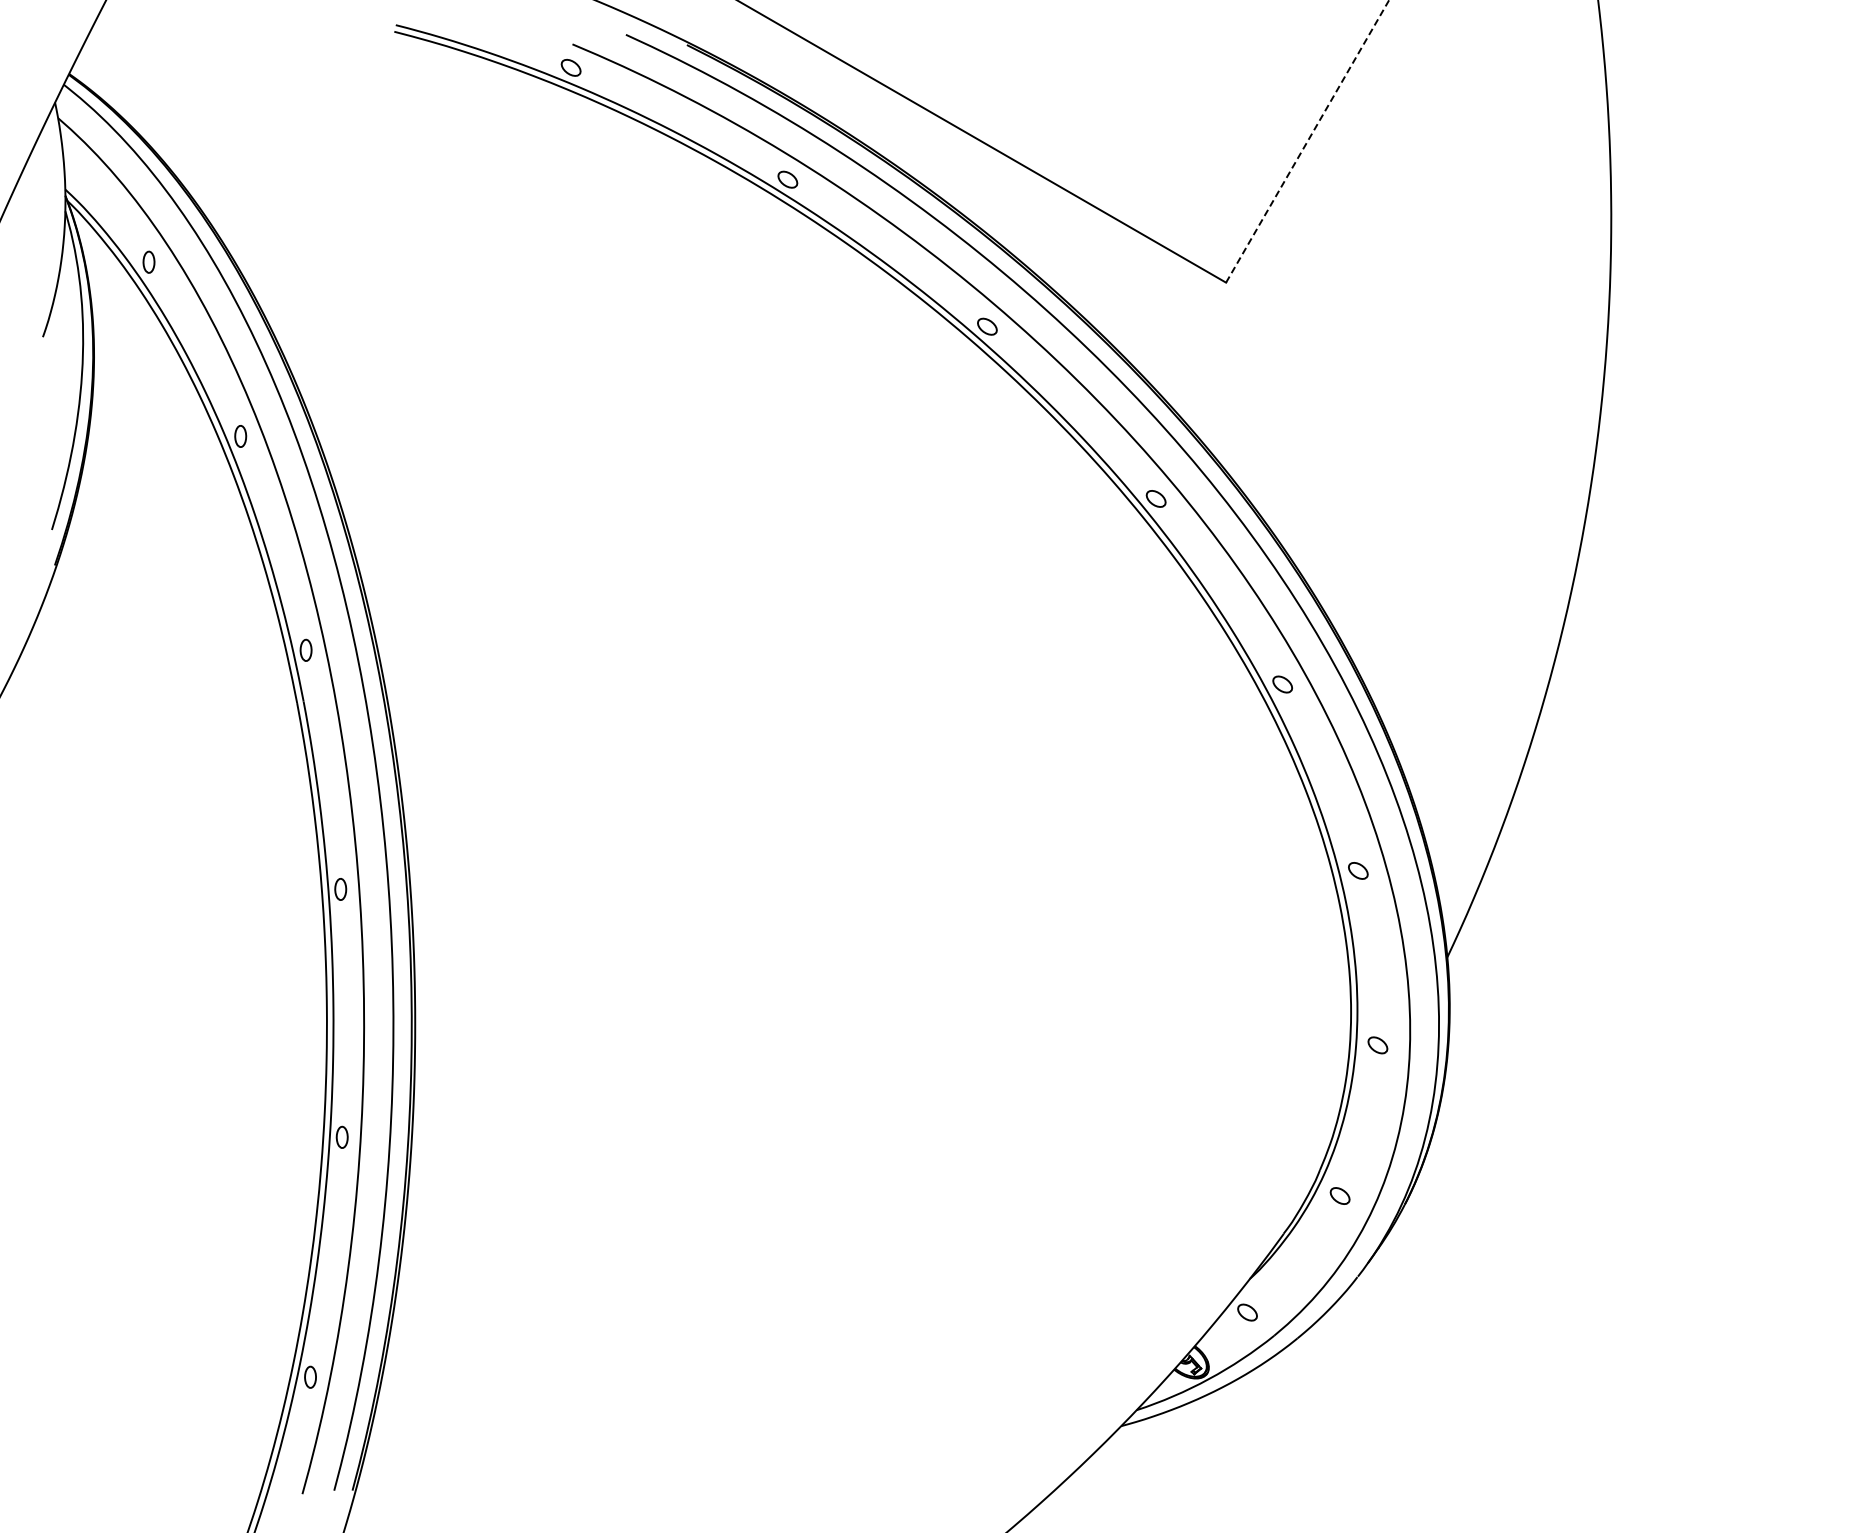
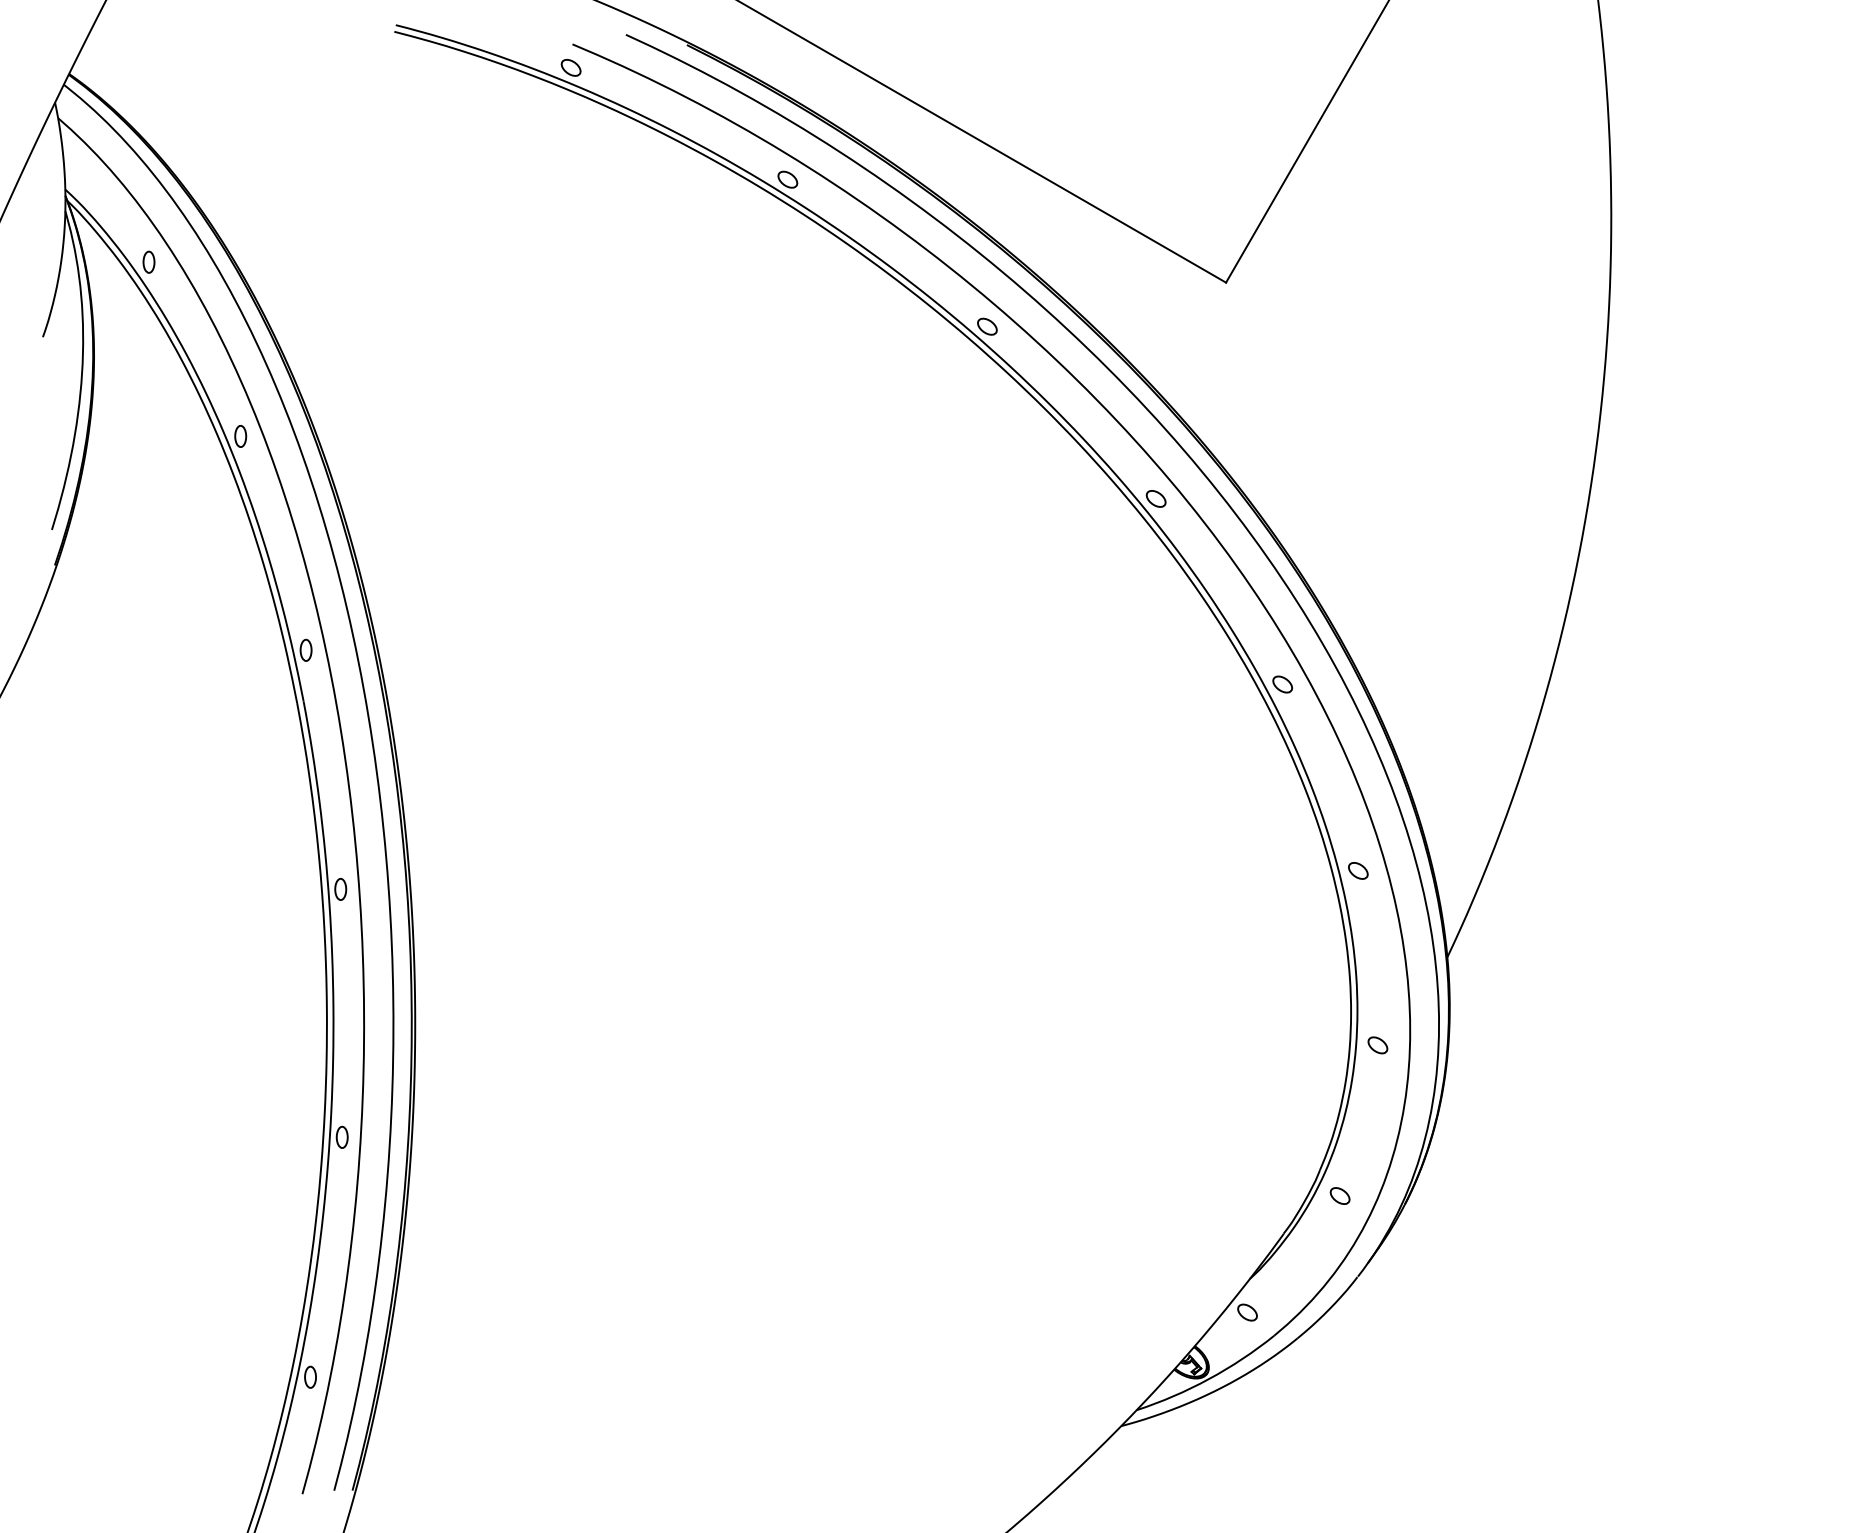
line: dashed -> solid (1307, 141)
